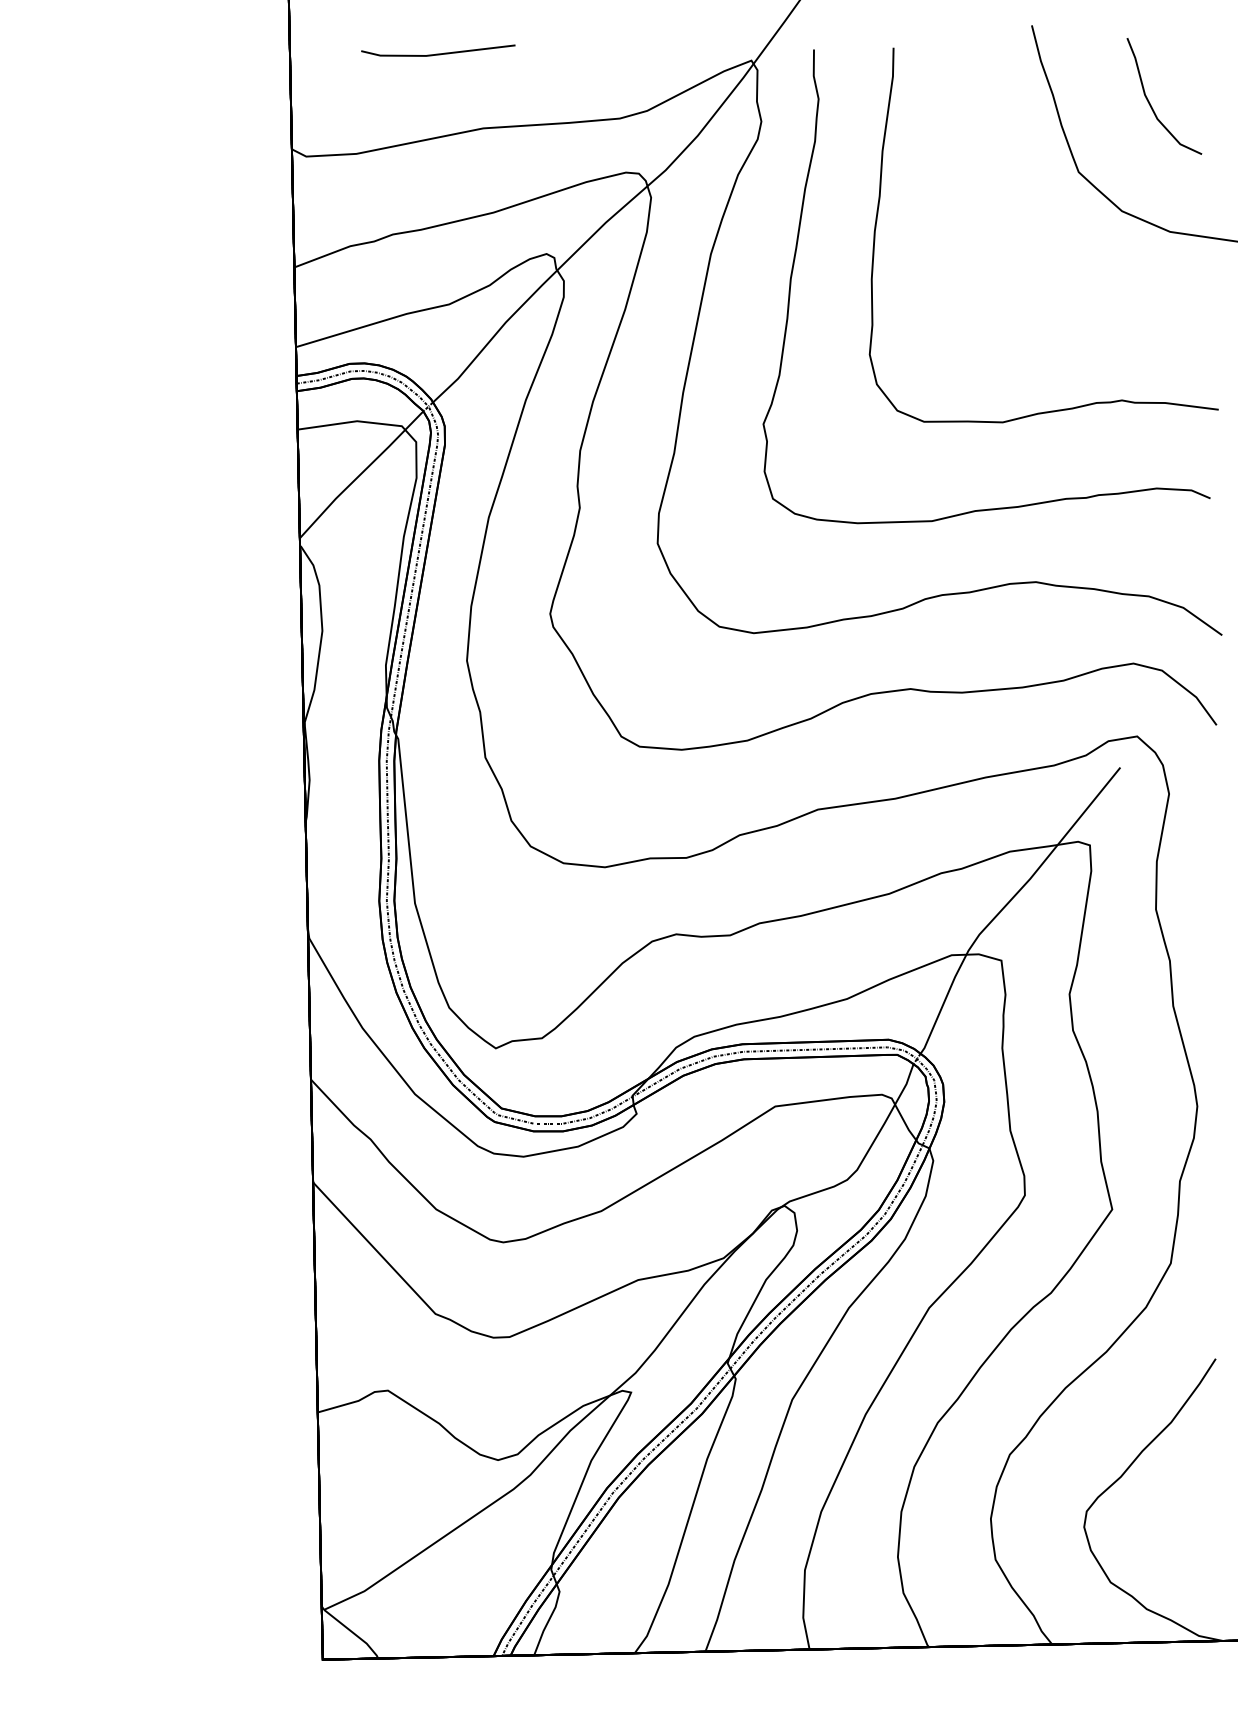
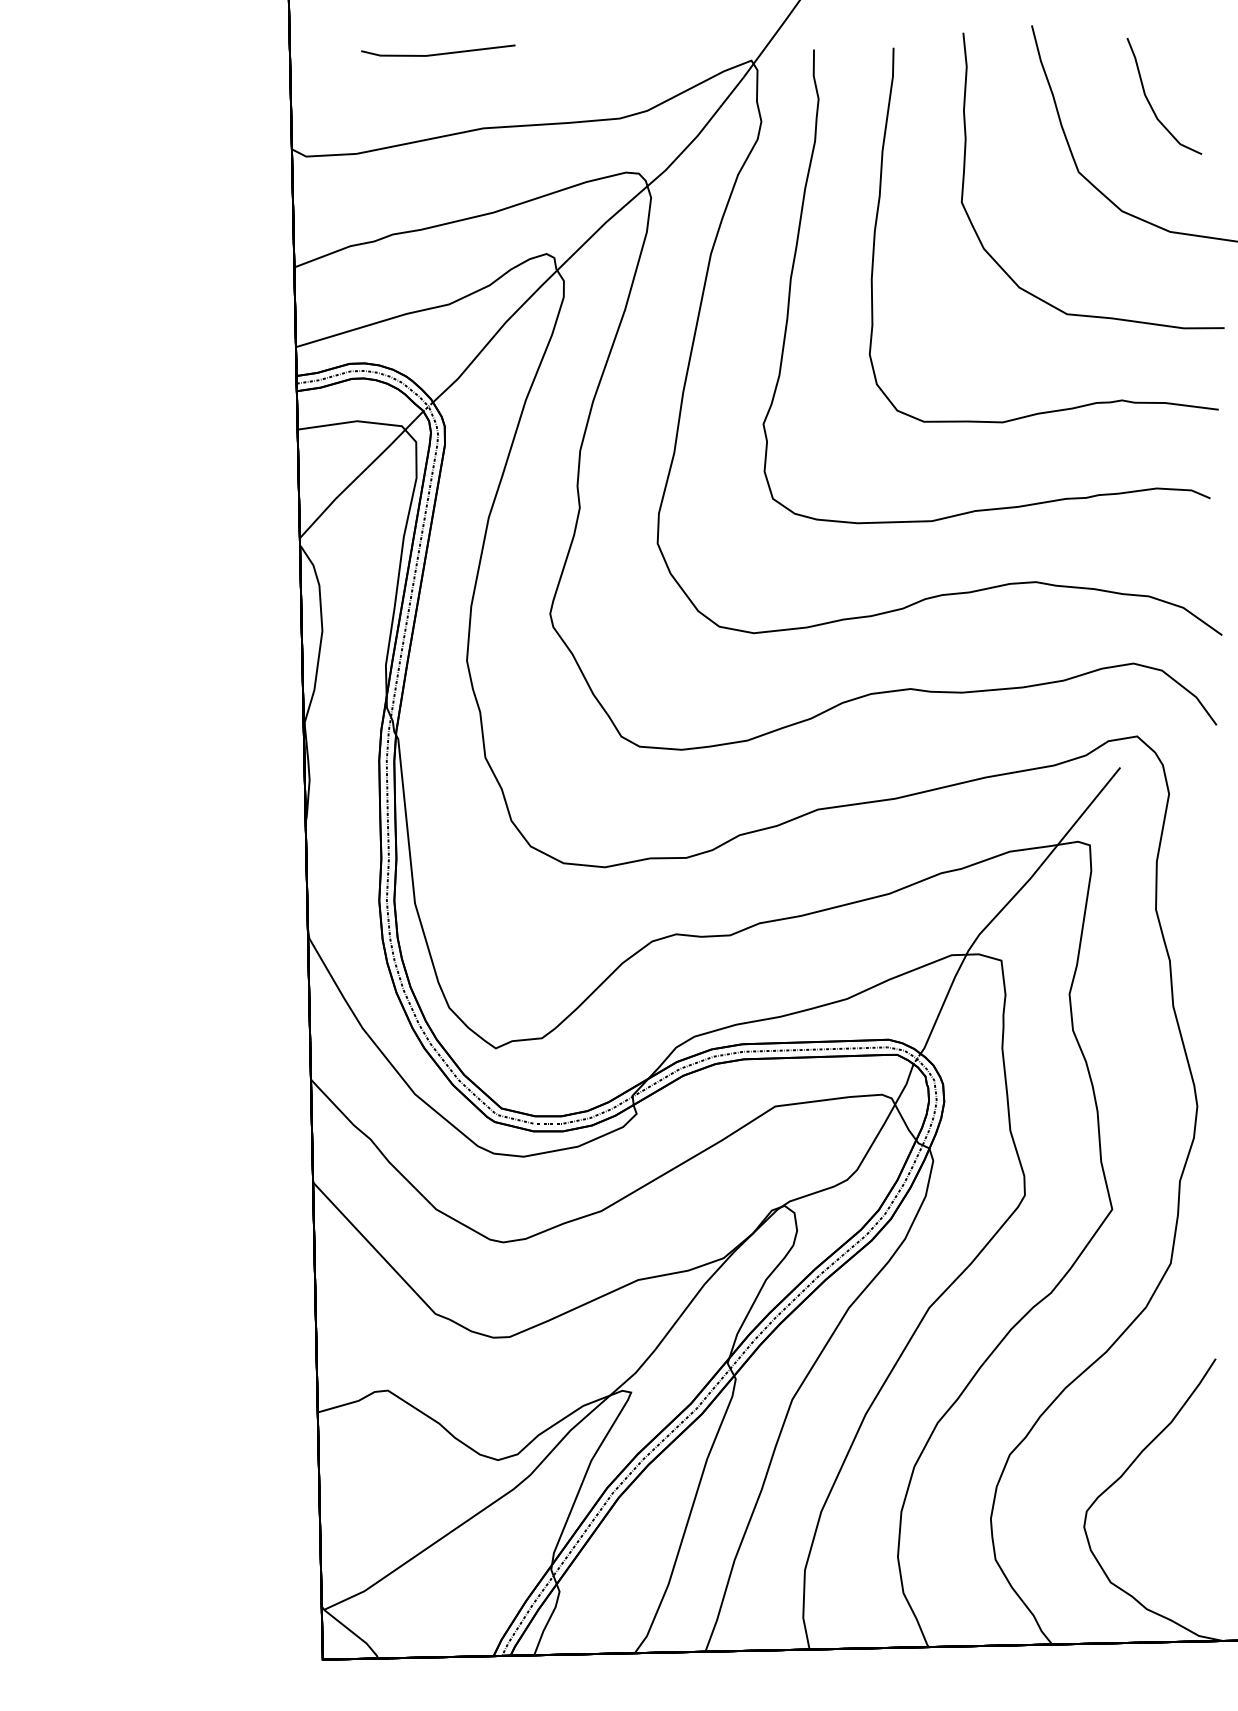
part: none -> present (1003, 268)
